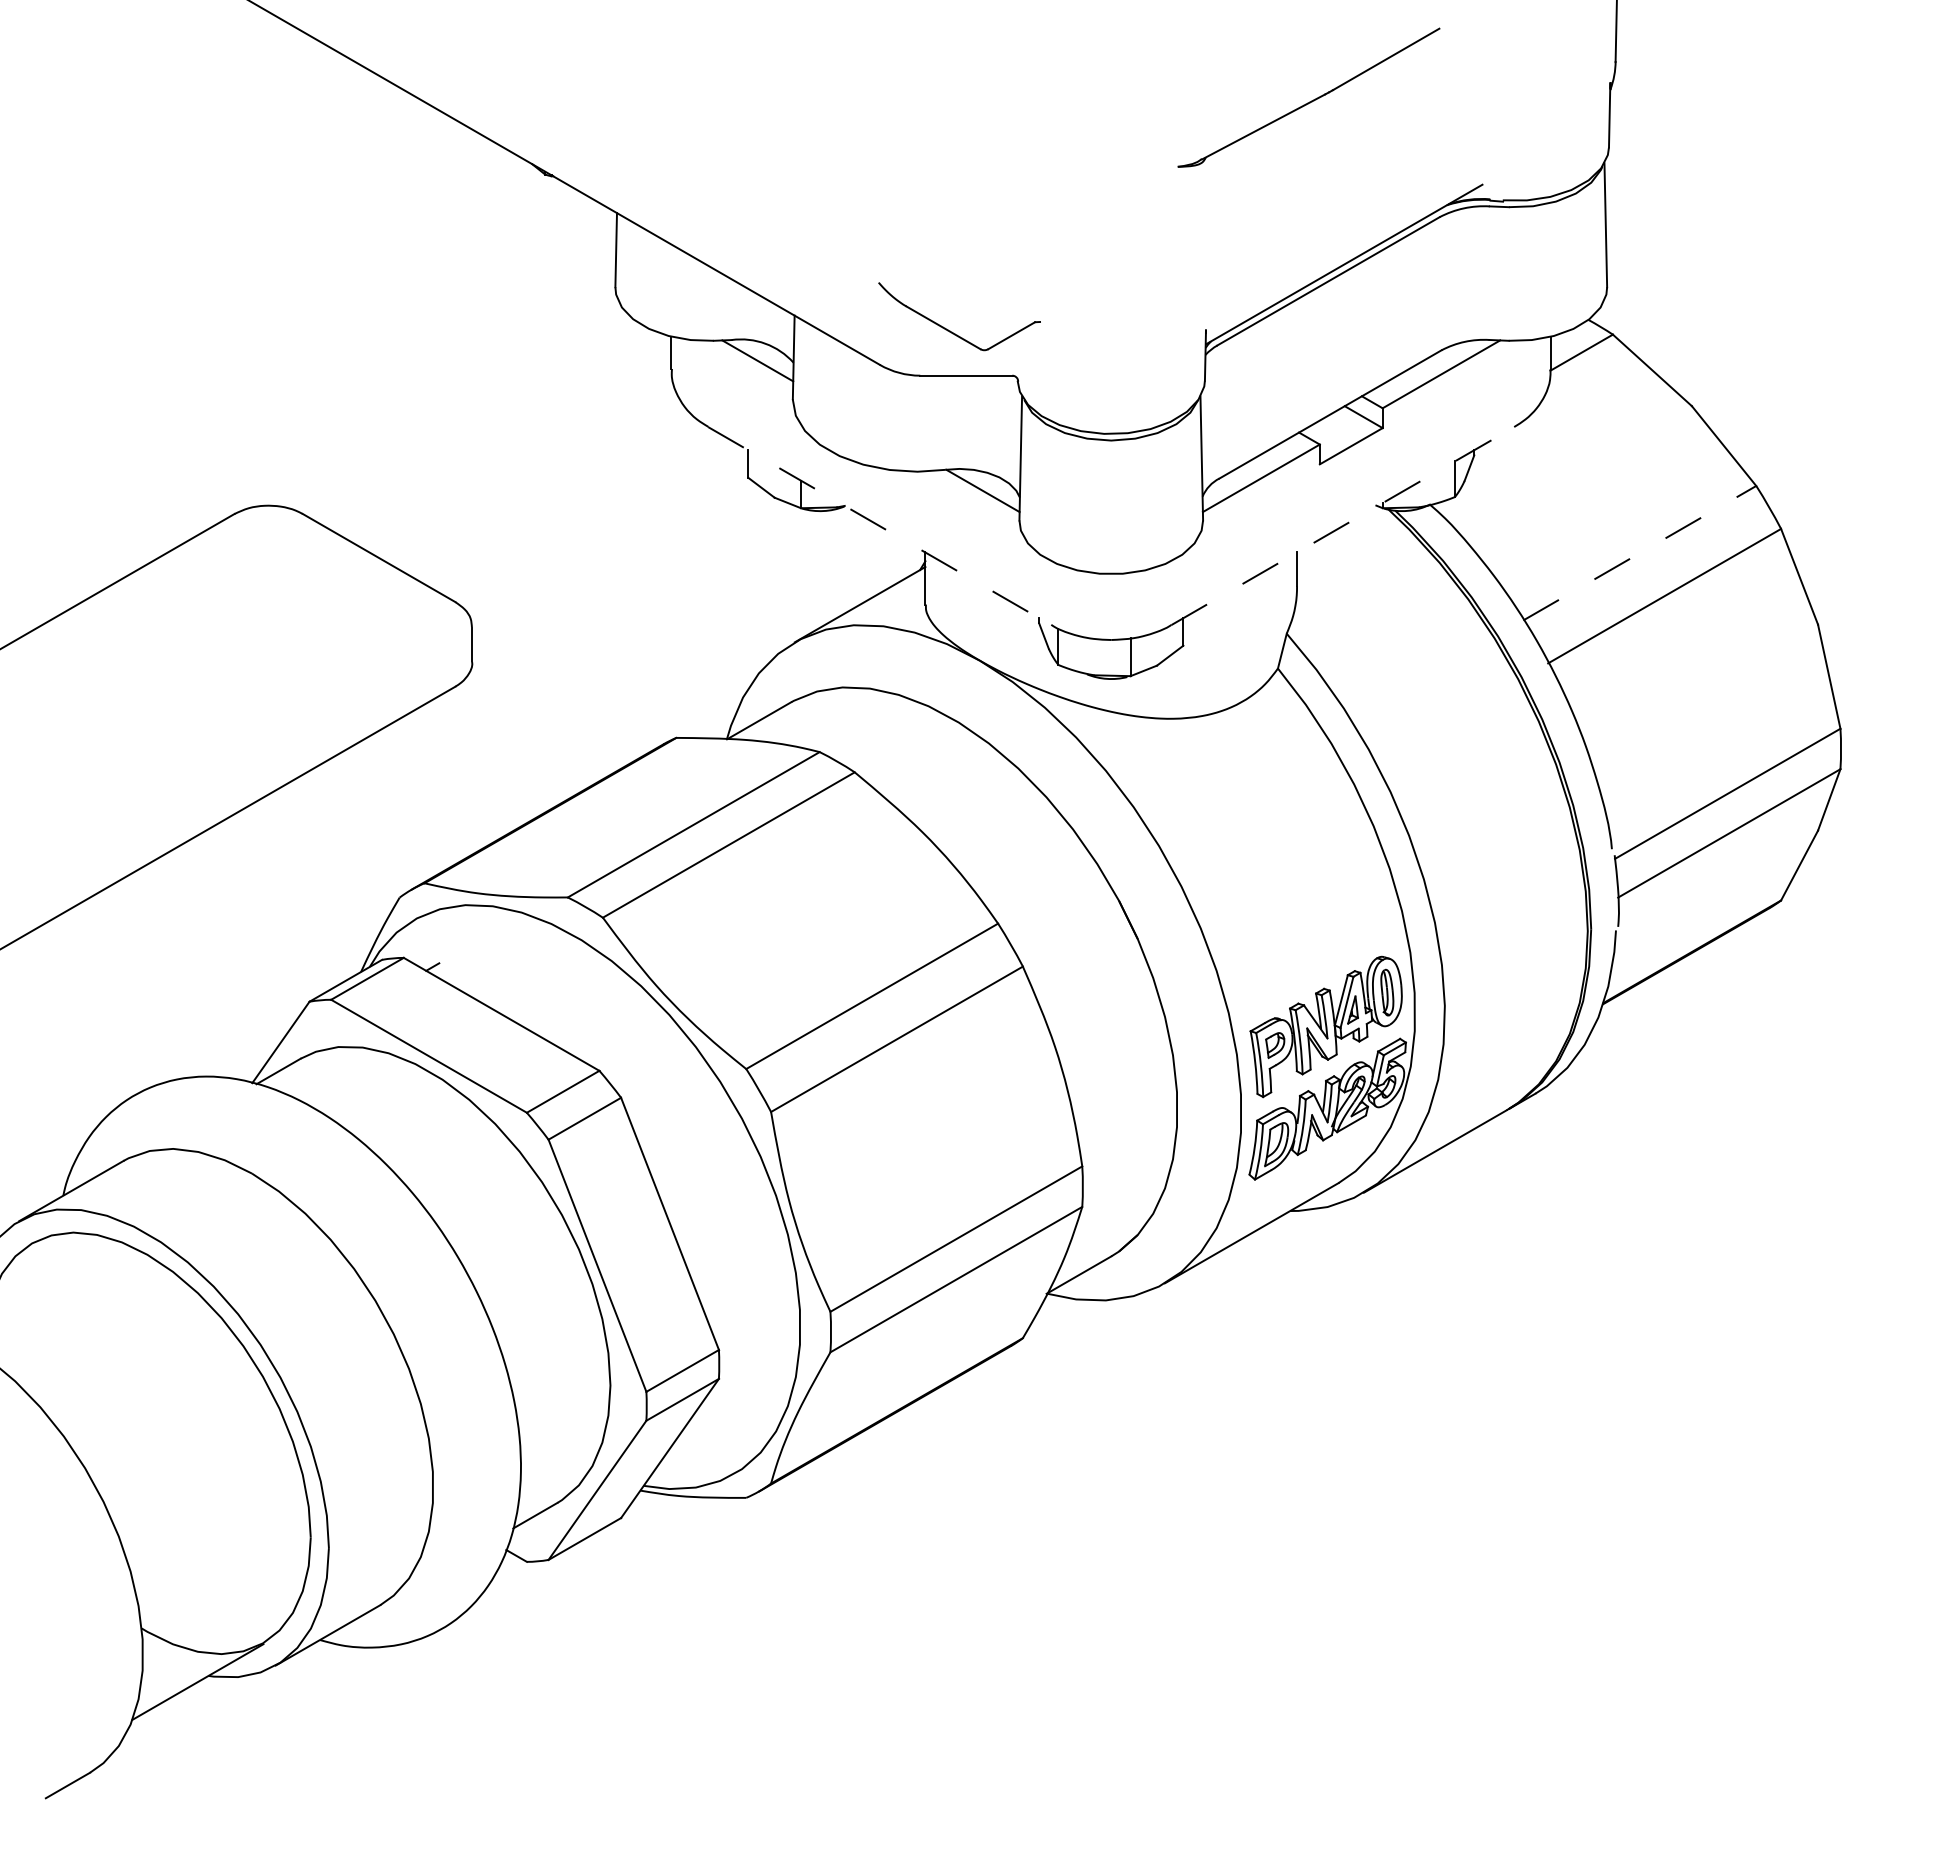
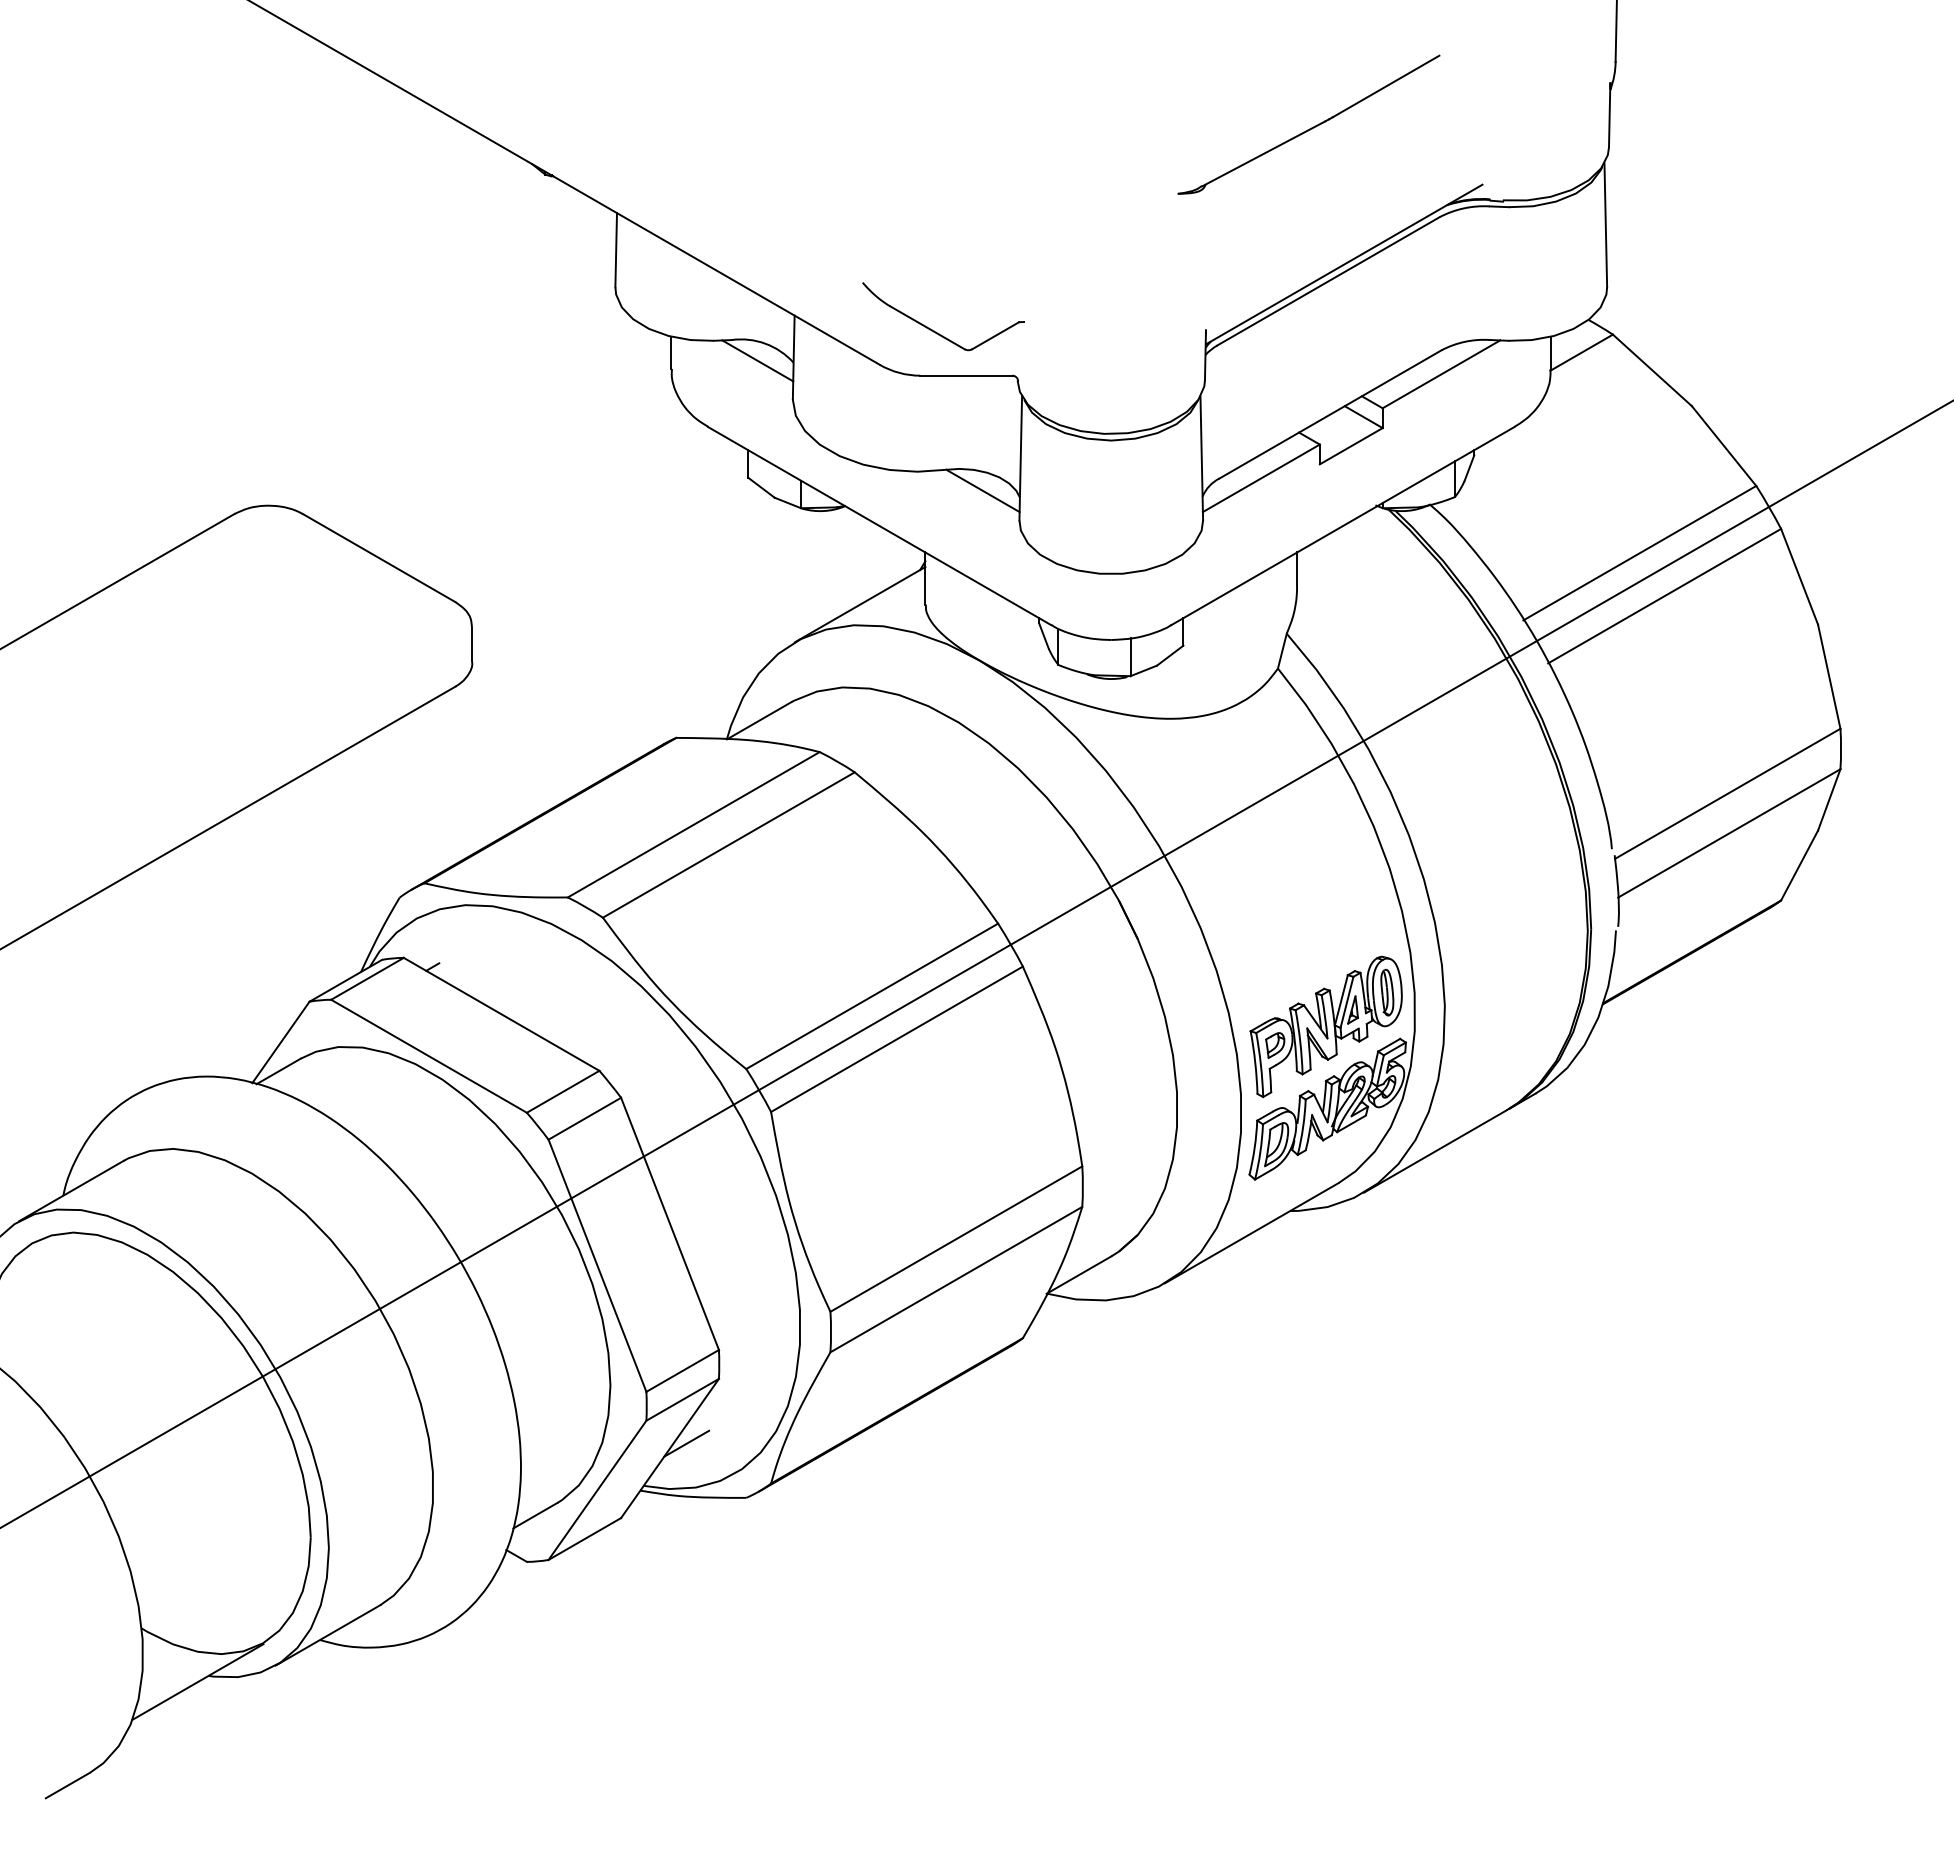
part position: (1308, 97) -> (1308, 124) (1308, 124)
part position: (952, 331) -> (936, 331) (936, 331)
line: dashed -> solid (879, 526)
line: dashed -> solid (1342, 526)
line: dashed -> solid (1640, 552)
line: none -> present (976, 964)
line: none -> present (686, 1443)
